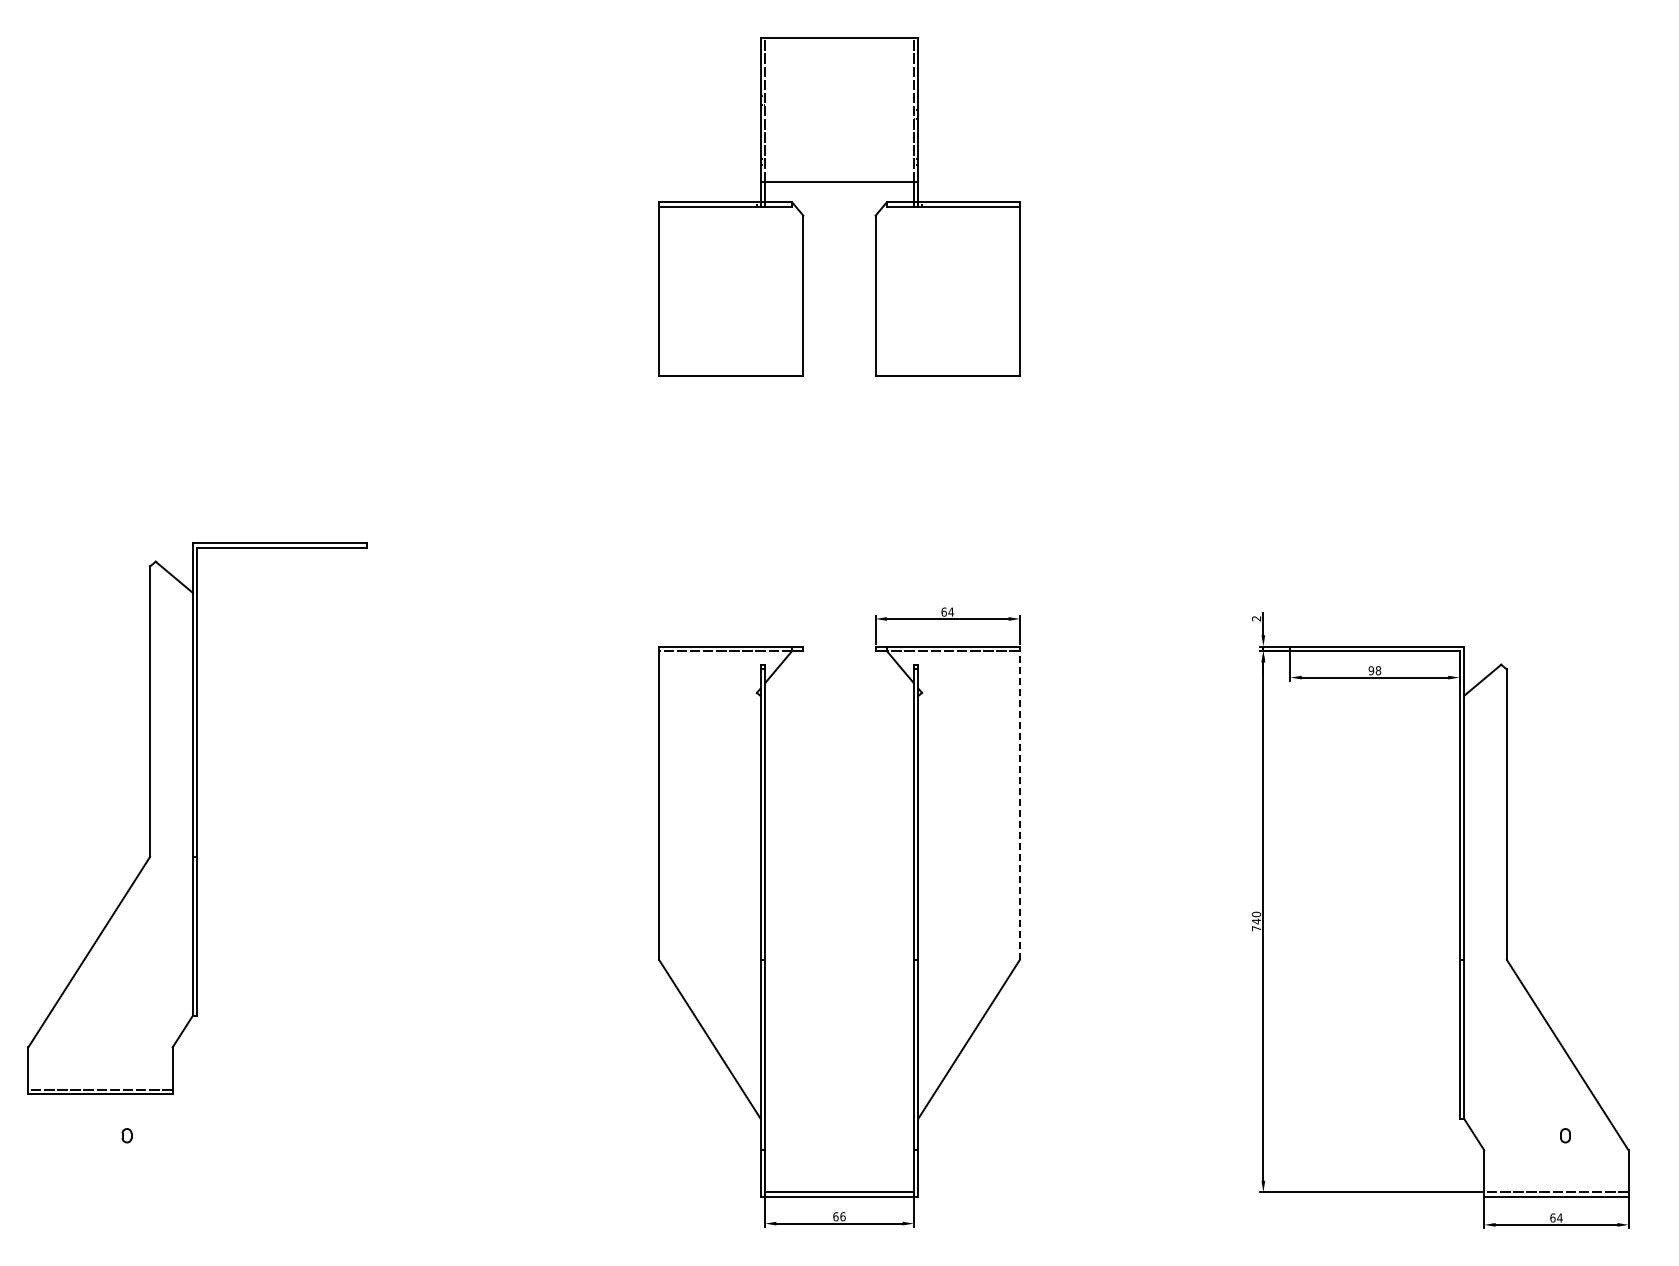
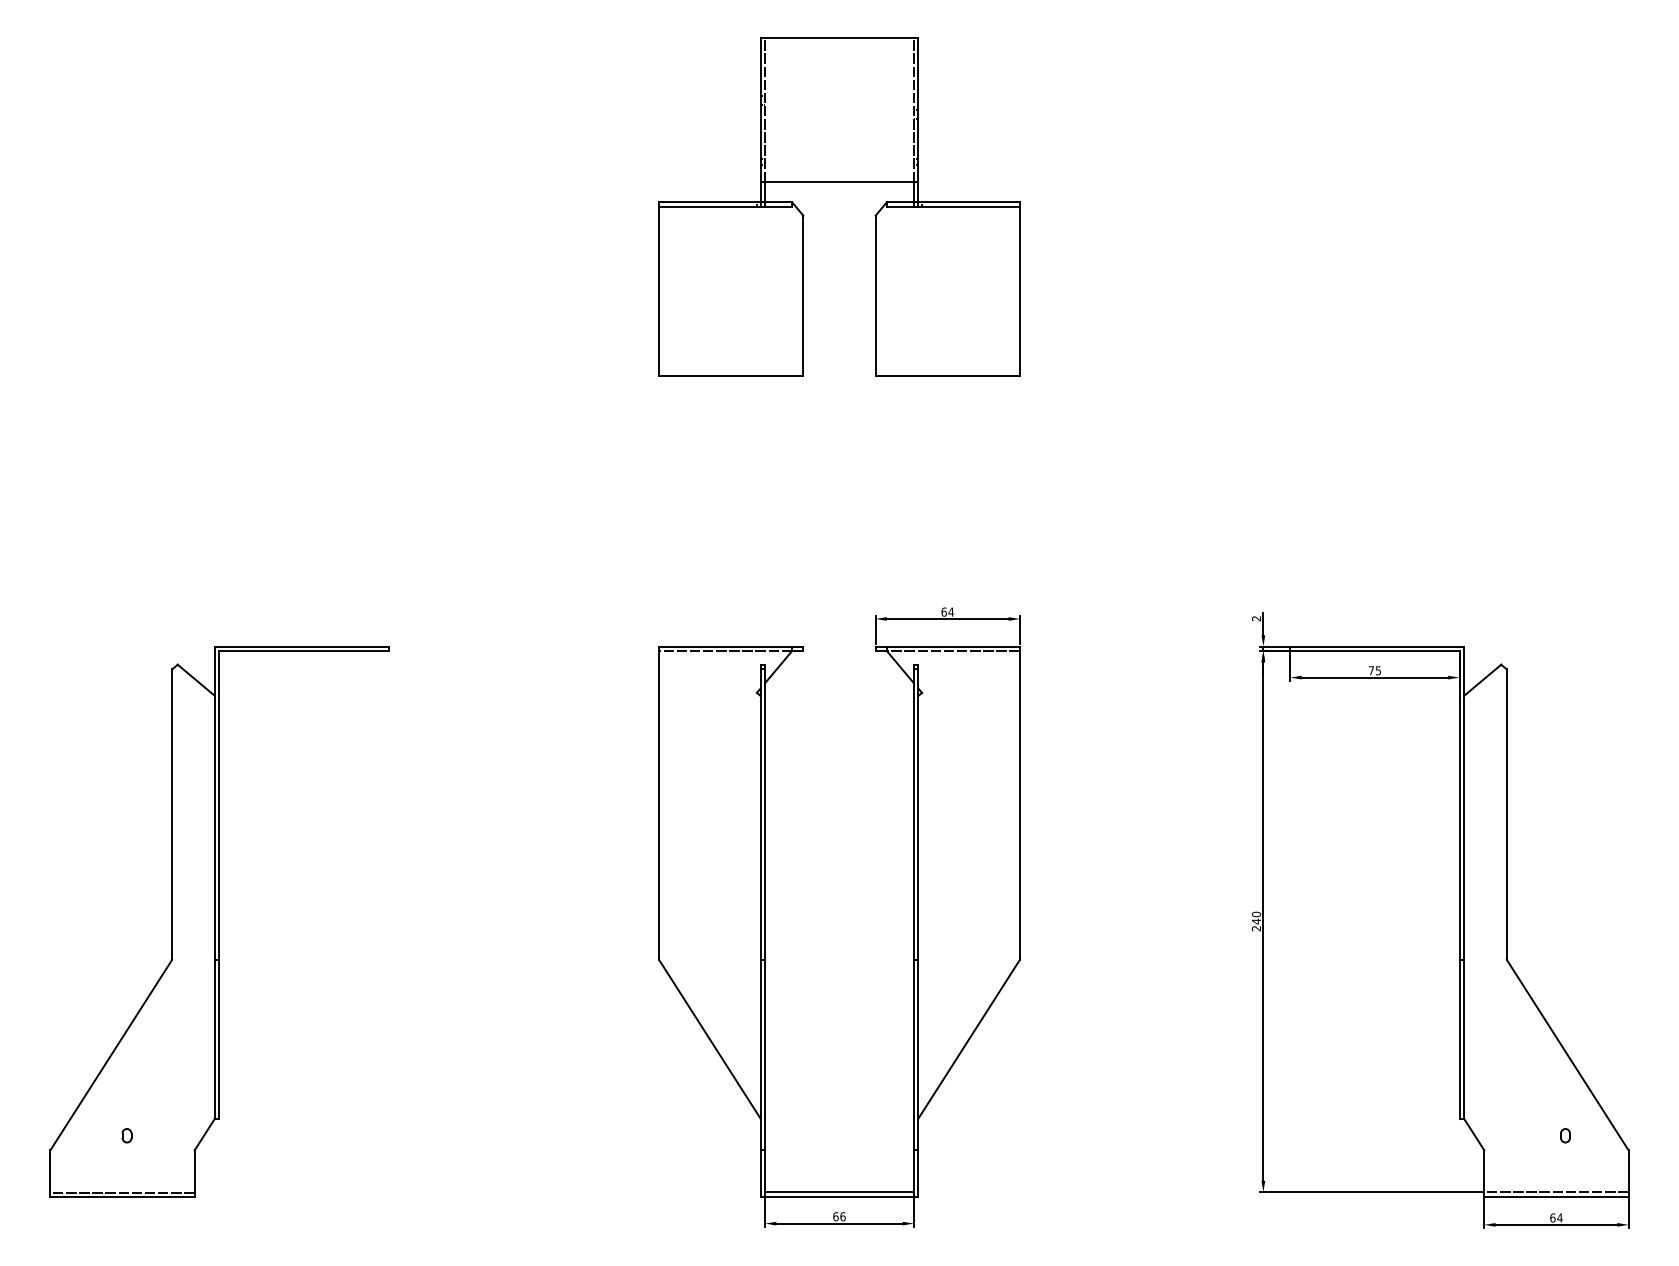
text: 98 -> 75 (1374, 670)
line: dashed -> solid (1019, 803)
part position: (197, 818) -> (219, 921) (219, 921)
text: 740 -> 240 (1255, 928)
